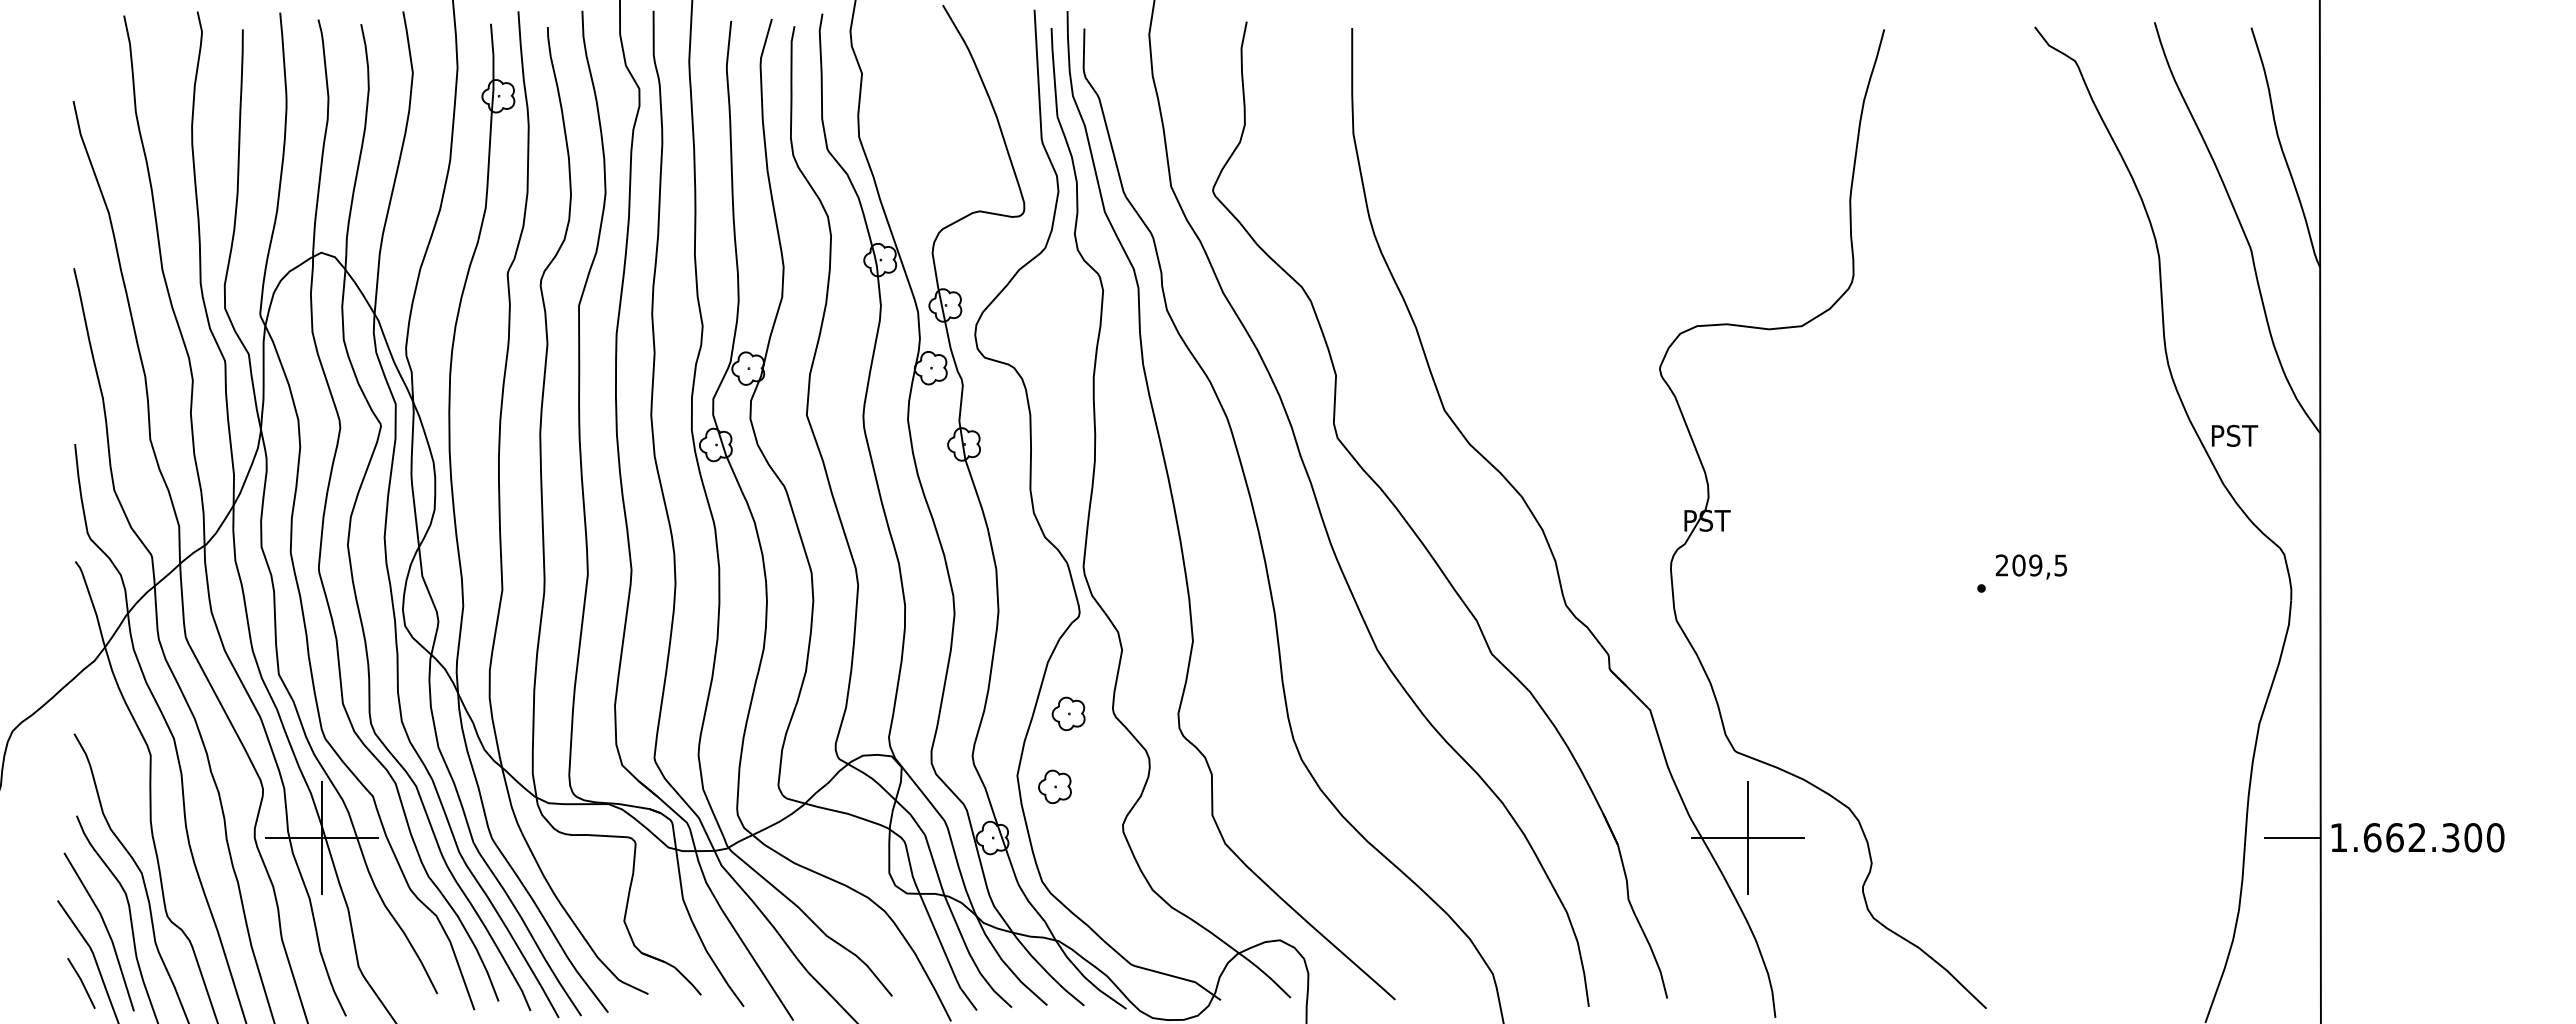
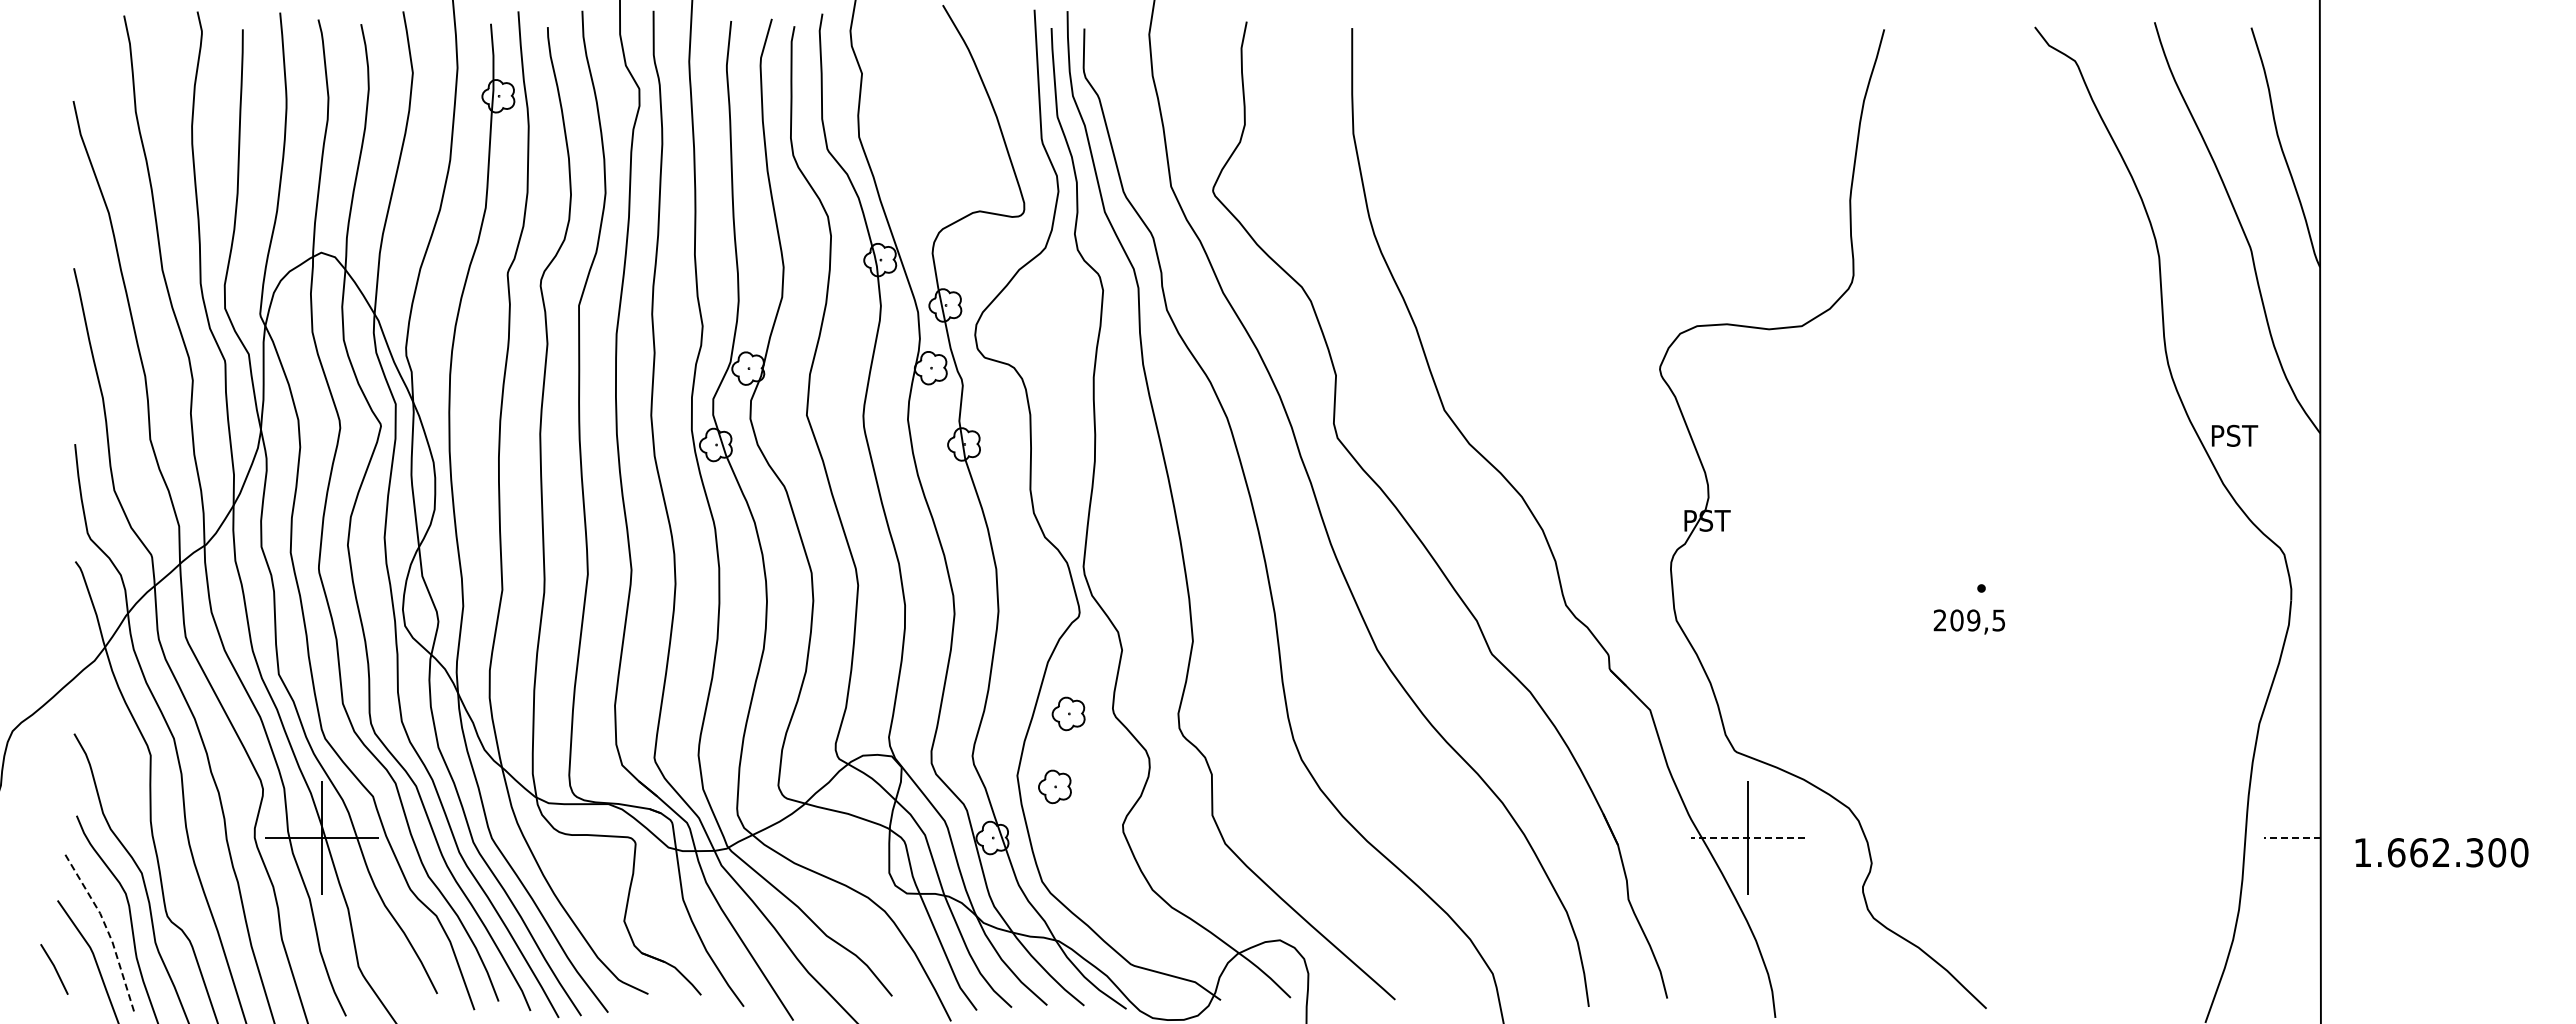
text position: (2030, 566) -> (1968, 621) (1968, 621)
line: solid -> dashed (1747, 837)
line: solid -> dashed (2292, 837)
text position: (2417, 837) -> (2441, 852) (2441, 852)
line: solid -> dashed (106, 928)
line position: (81, 983) -> (54, 969) (54, 969)
